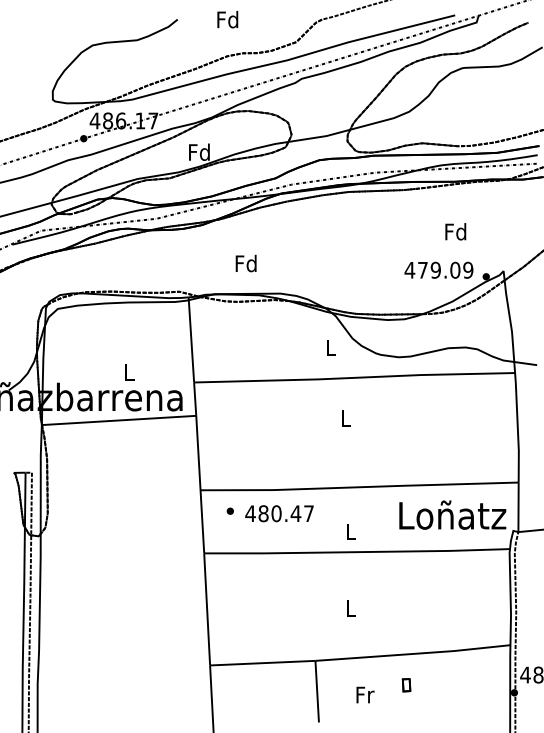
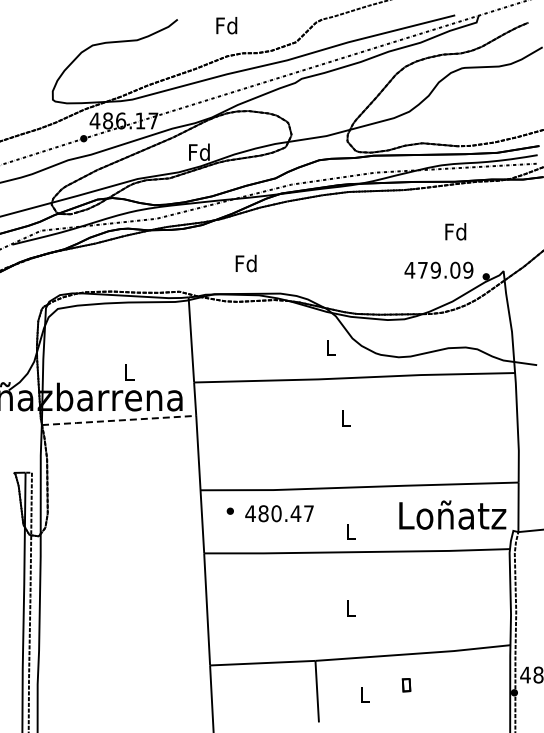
text position: (227, 19) -> (226, 25) (226, 25)
line: solid -> dashed (118, 420)
text: Fr -> L (365, 694)
